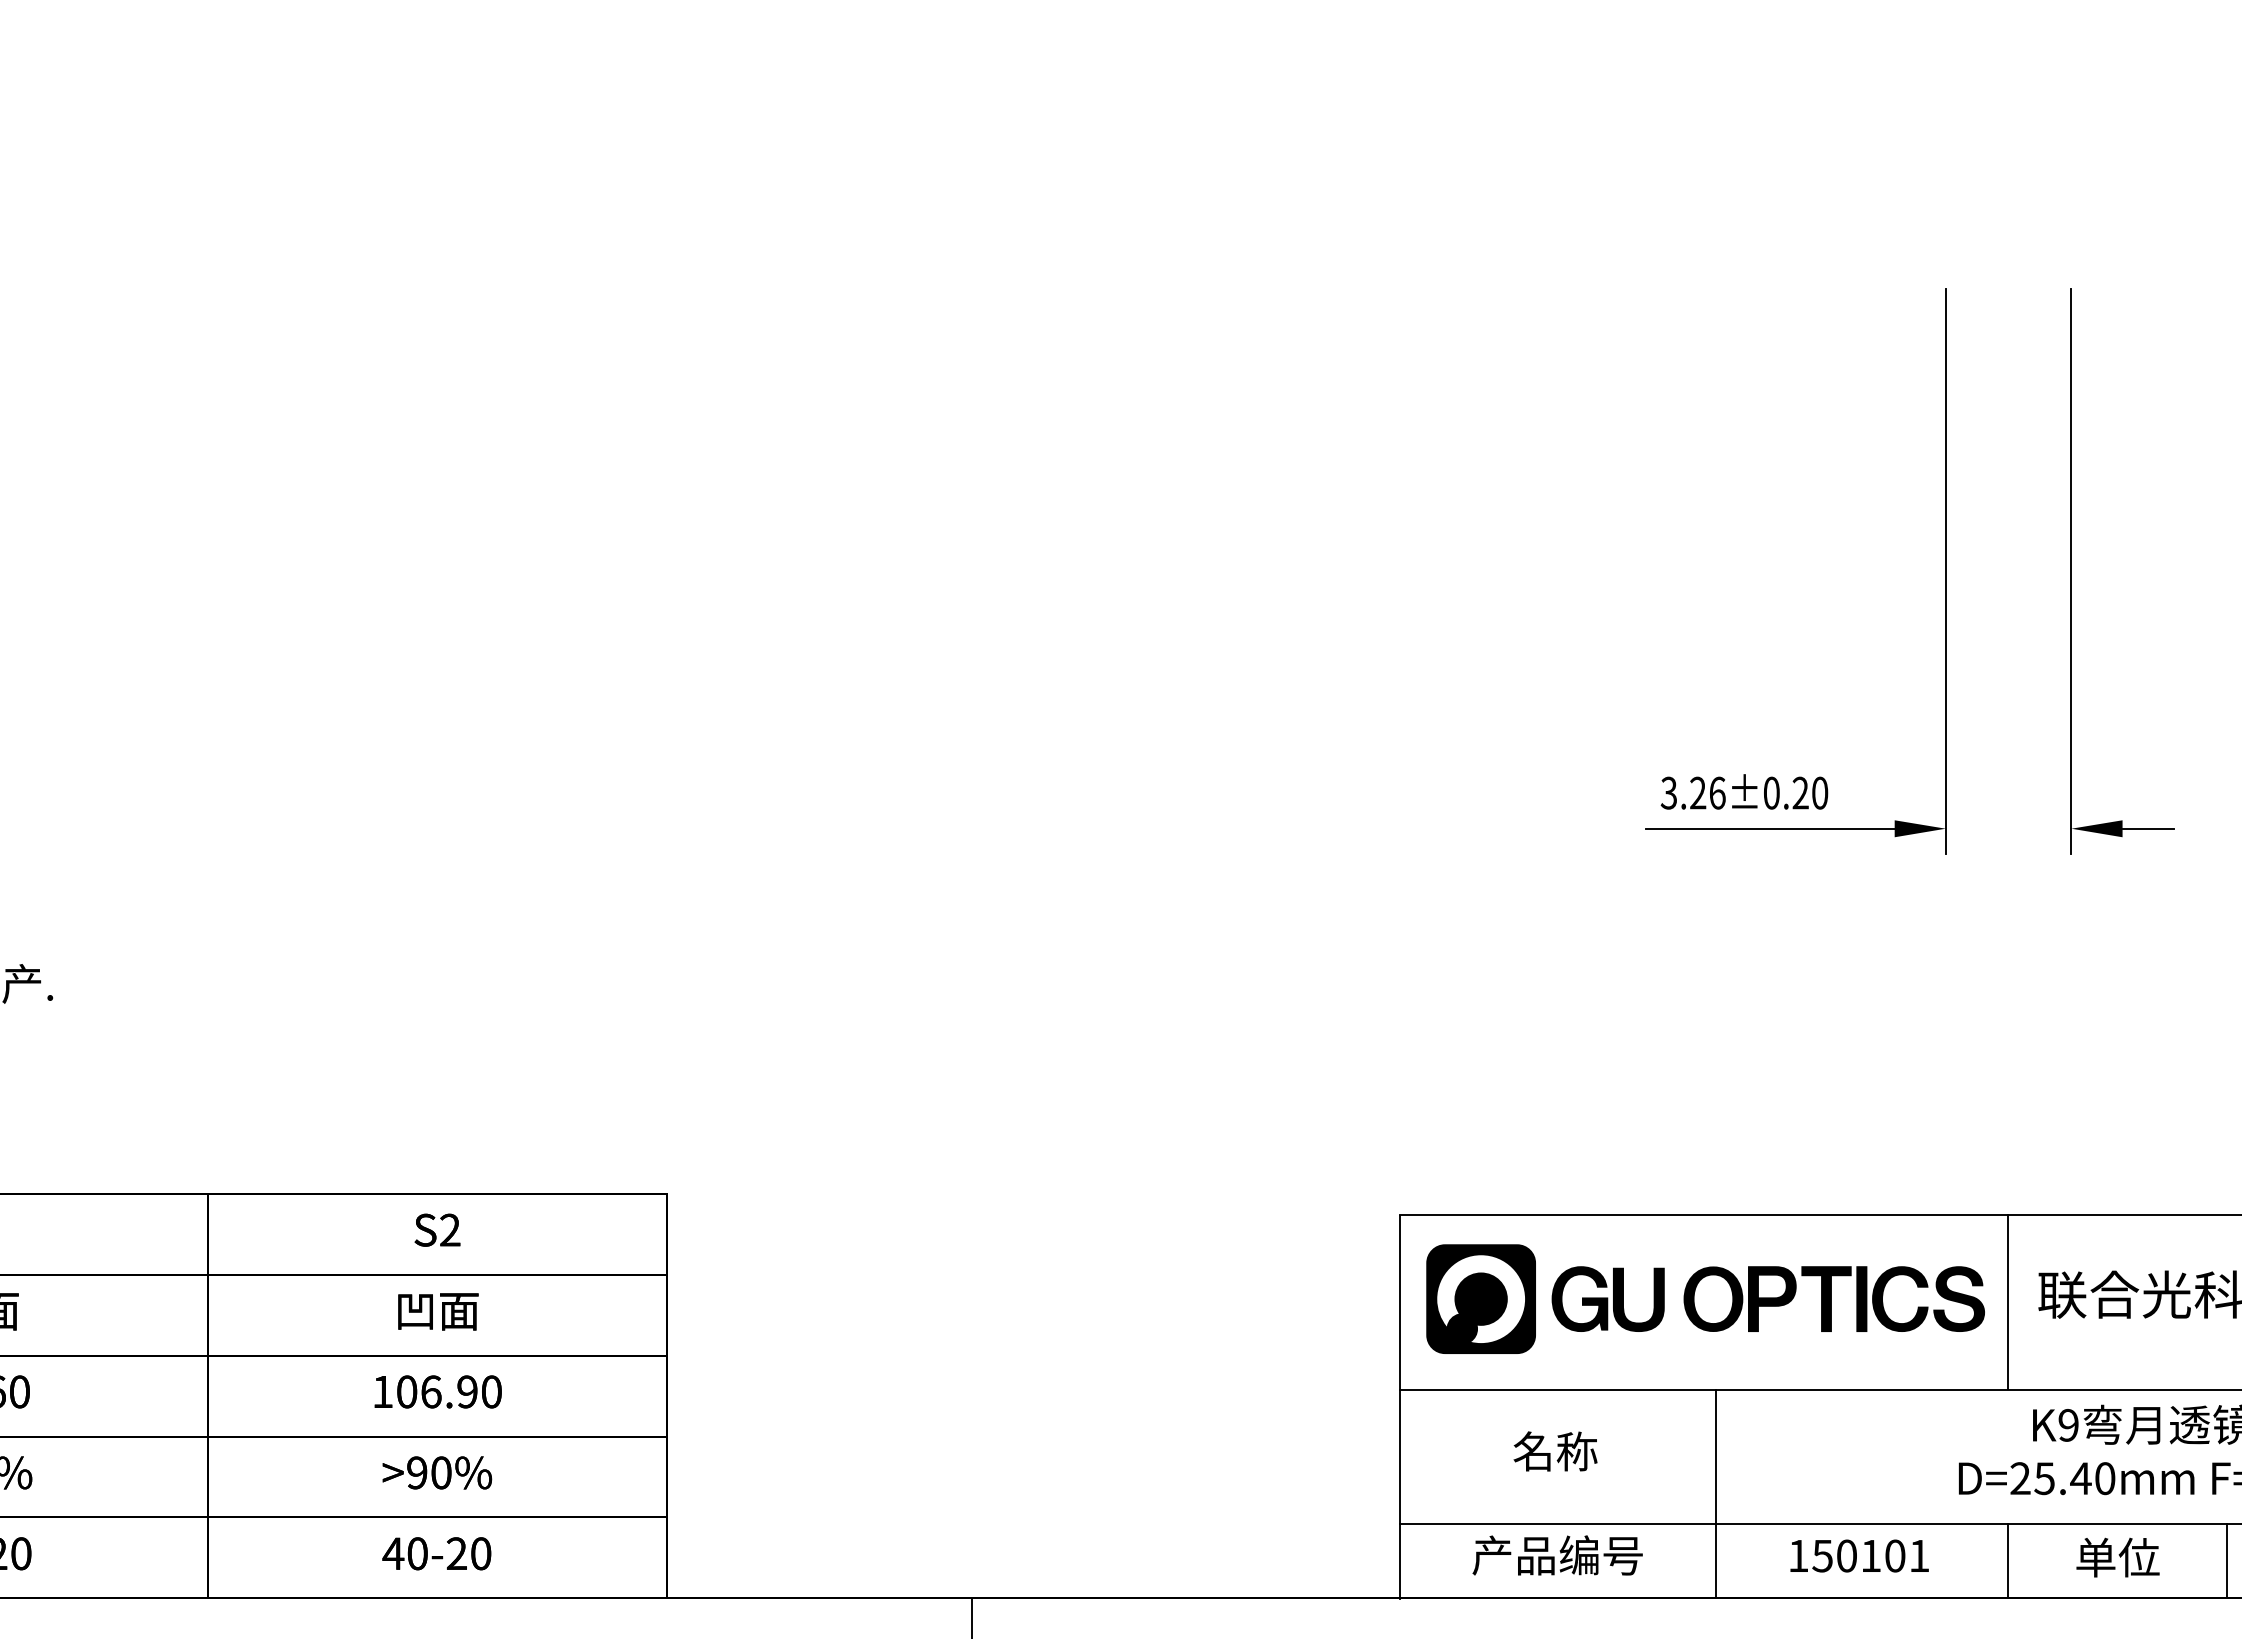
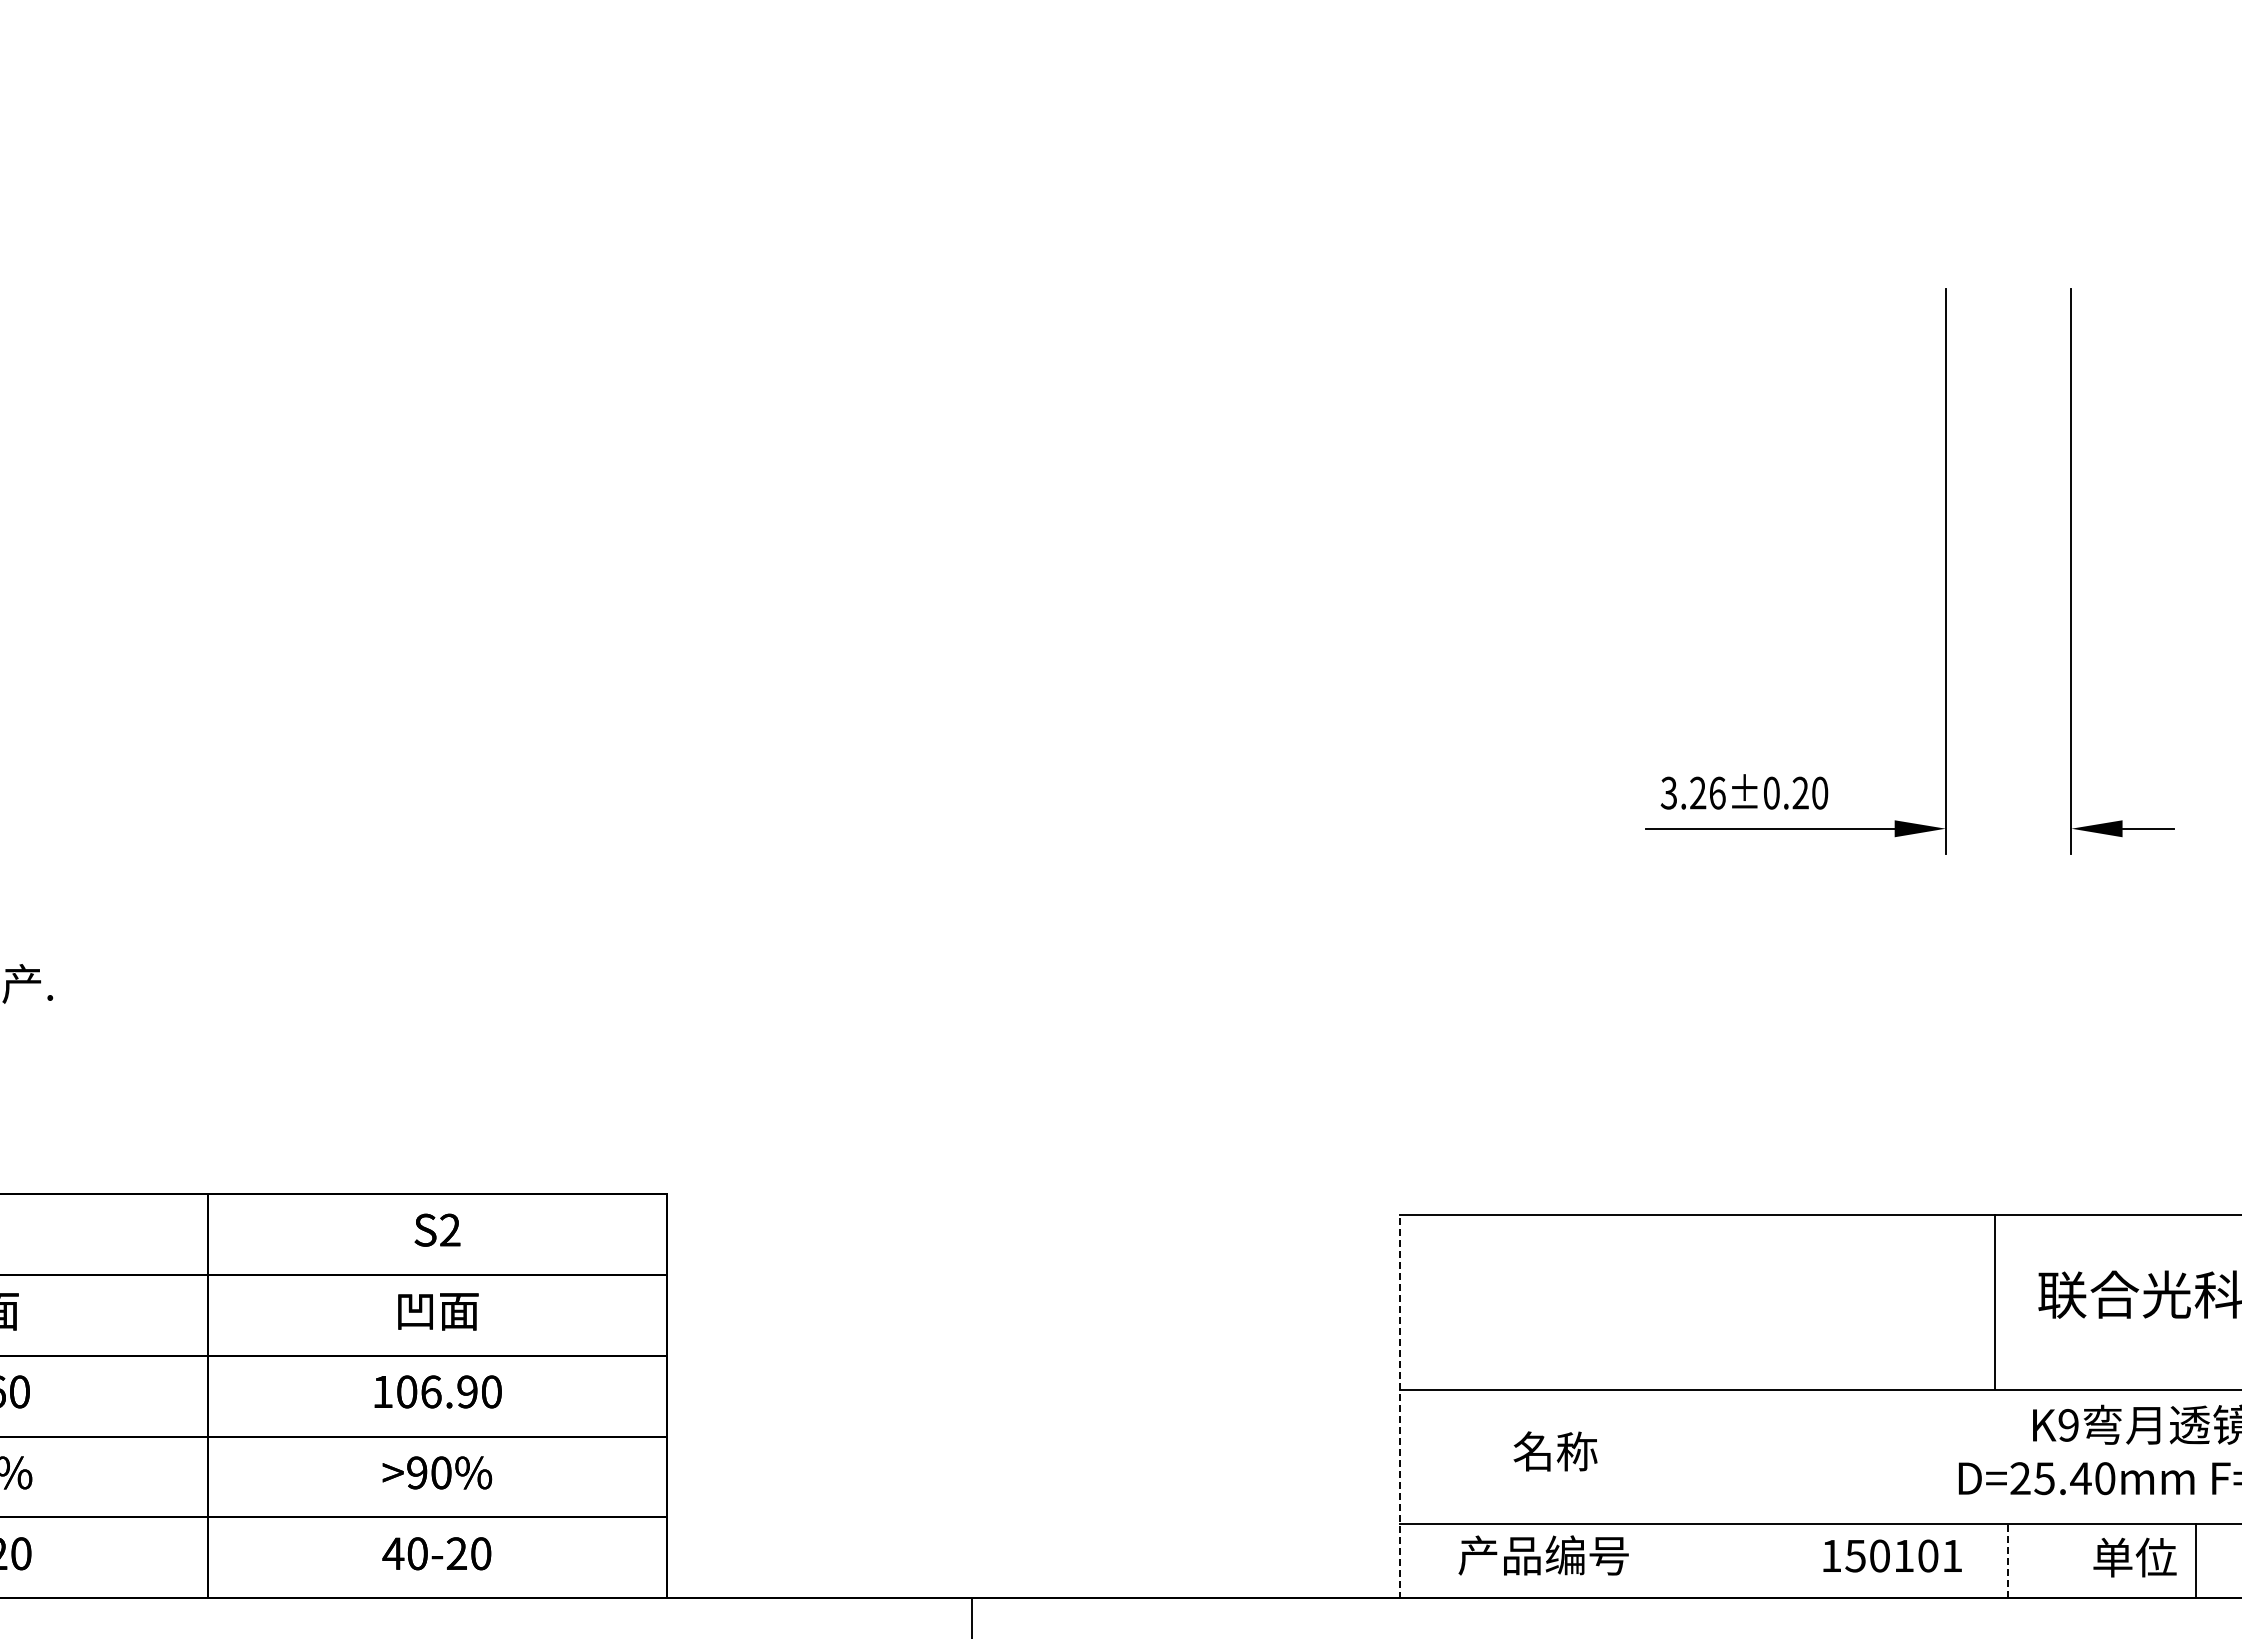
part: present -> none (1705, 1298)
line position: (2008, 1301) -> (1995, 1301) (1995, 1301)
line: solid -> dashed (1399, 1407)
line: present -> none (1716, 1493)
text position: (1557, 1555) -> (1543, 1555) (1543, 1555)
text position: (1859, 1555) -> (1892, 1555) (1892, 1555)
text position: (2117, 1557) -> (2134, 1557) (2134, 1557)
line: solid -> dashed (2008, 1560)
line position: (2226, 1560) -> (2195, 1560) (2195, 1560)
